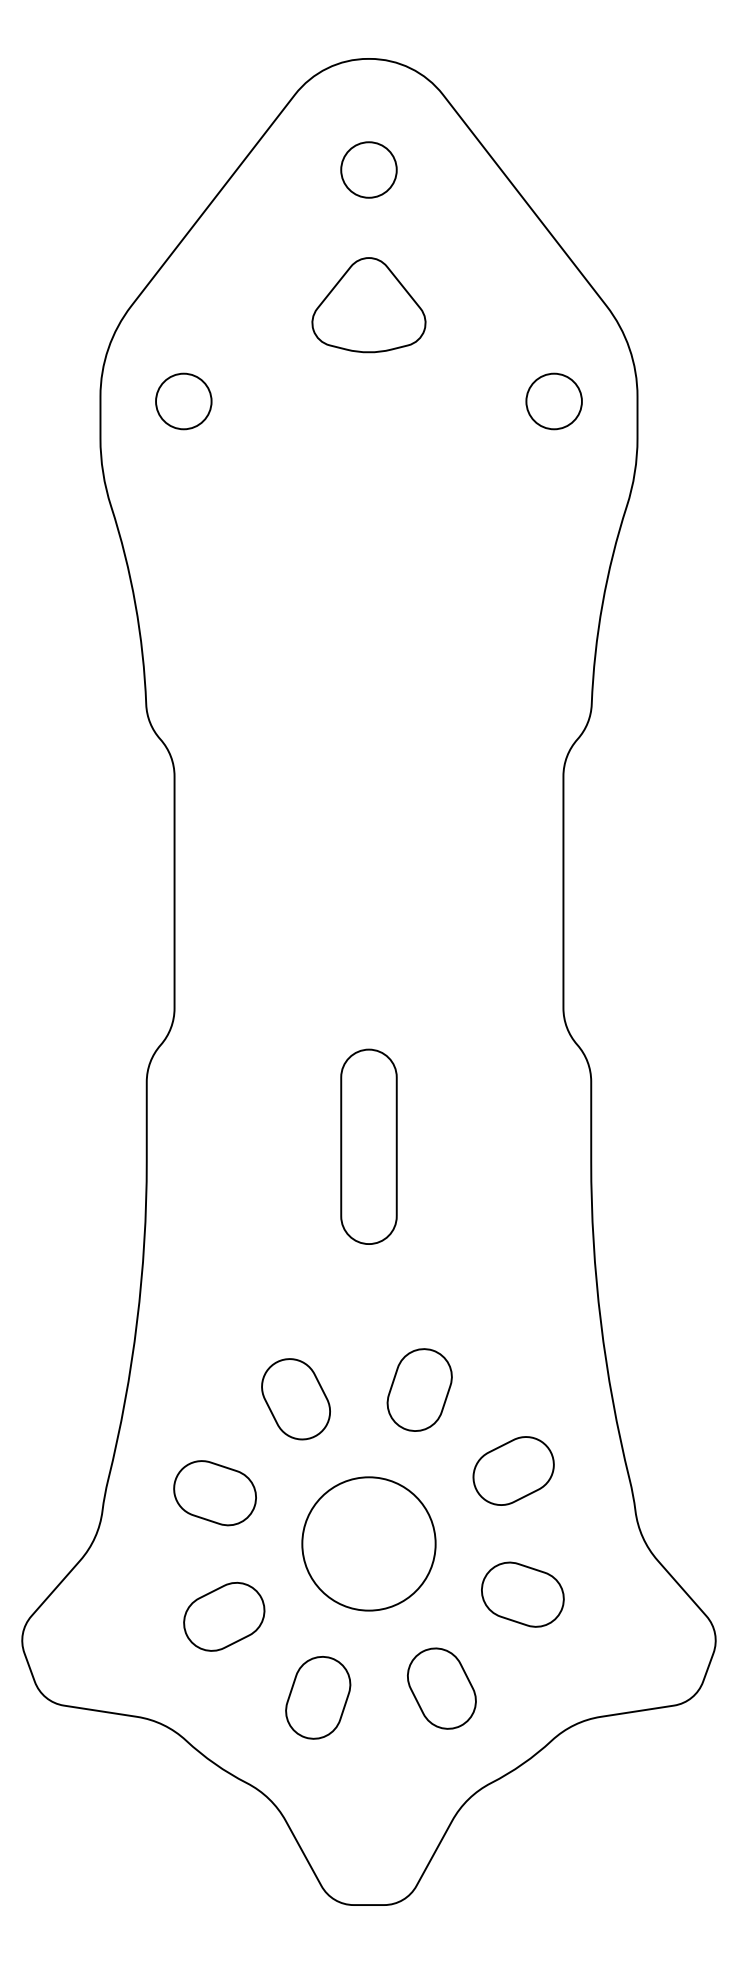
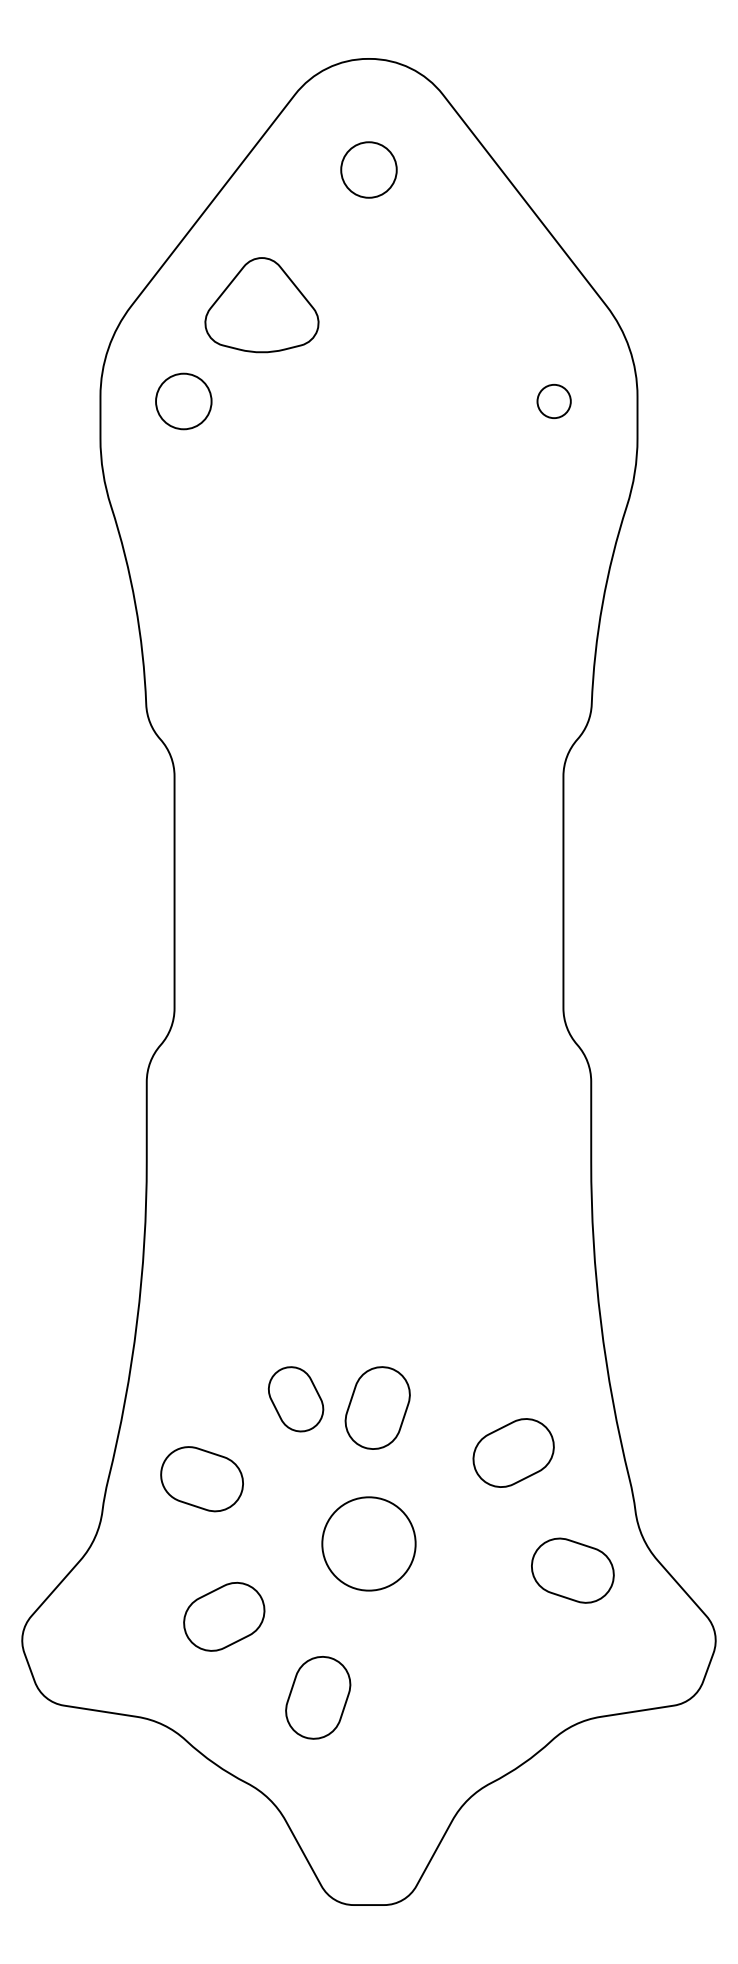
part position: (368, 305) -> (261, 305) (261, 305)
circle diameter: 56 px -> 33 px (553, 401)
part: present -> none (368, 1146)
part position: (419, 1389) -> (377, 1407) (377, 1407)
part size: 70x83 px -> 57x67 px (296, 1399)
part position: (513, 1470) -> (513, 1452) (513, 1452)
part position: (214, 1493) -> (201, 1479) (201, 1479)
circle diameter: 133 px -> 93 px (368, 1543)
part position: (522, 1594) -> (572, 1570) (572, 1570)
part: present -> none (441, 1688)
